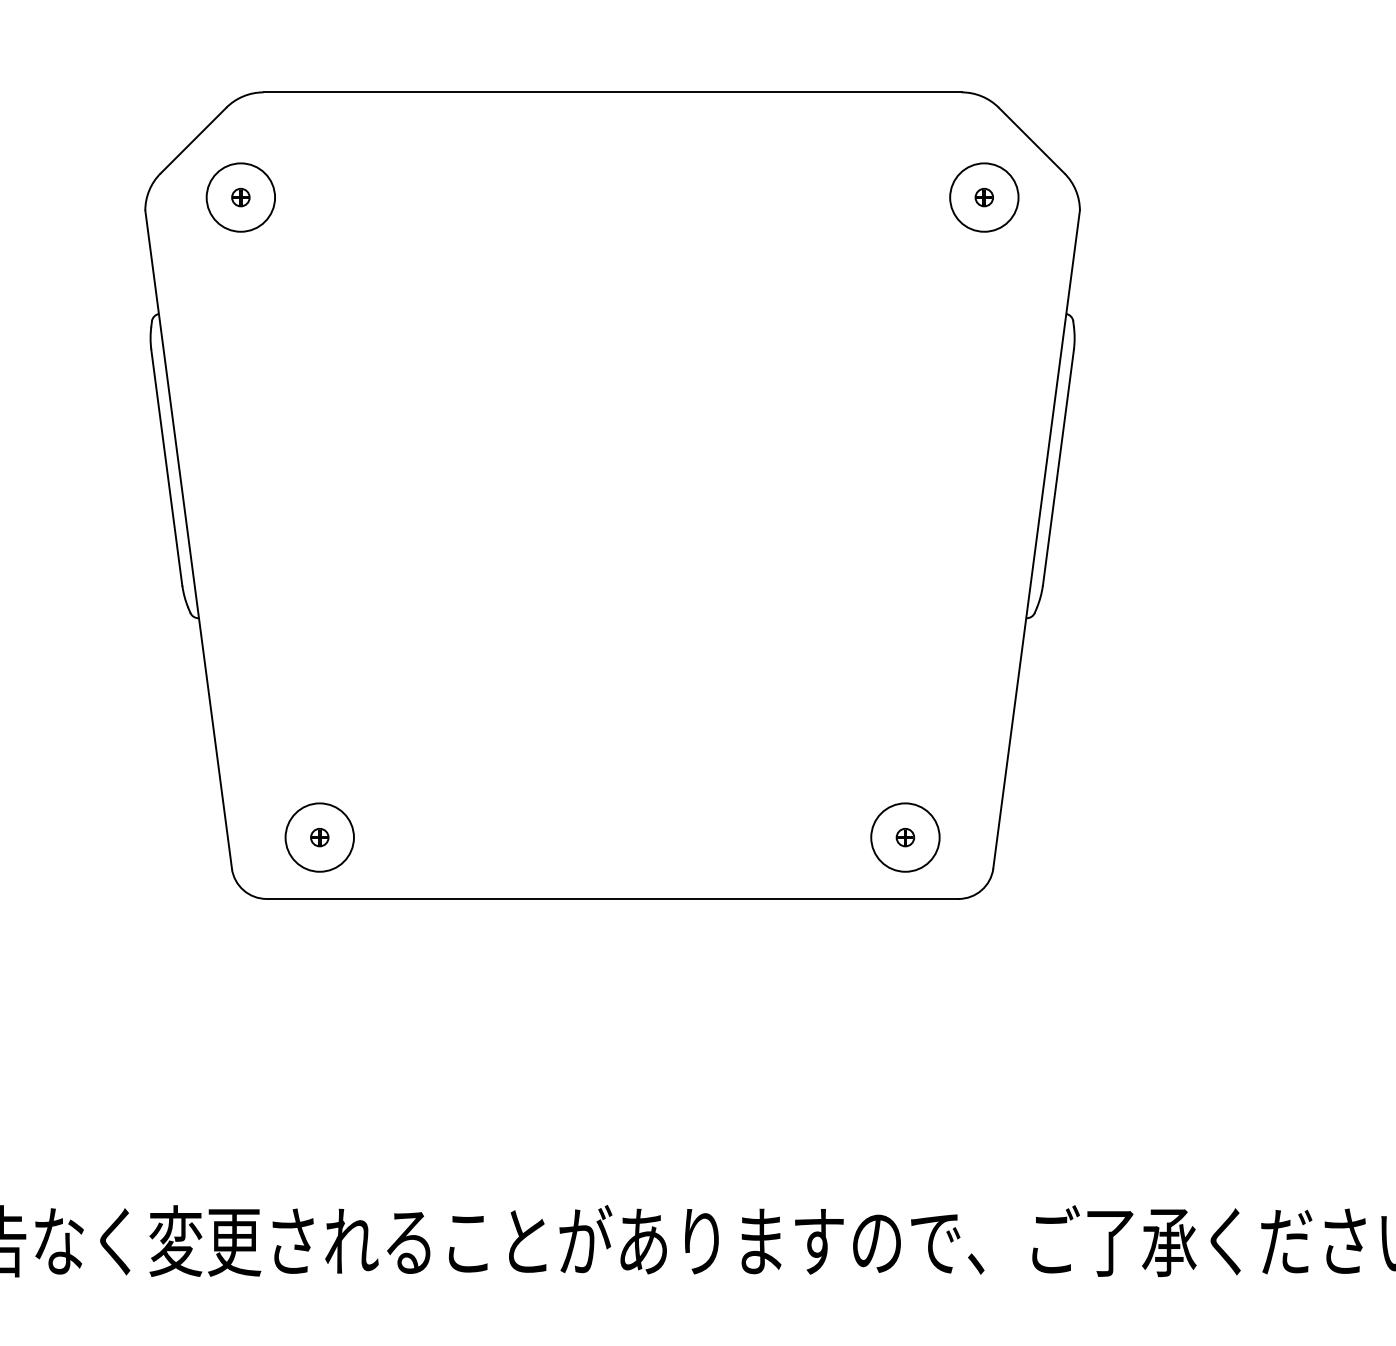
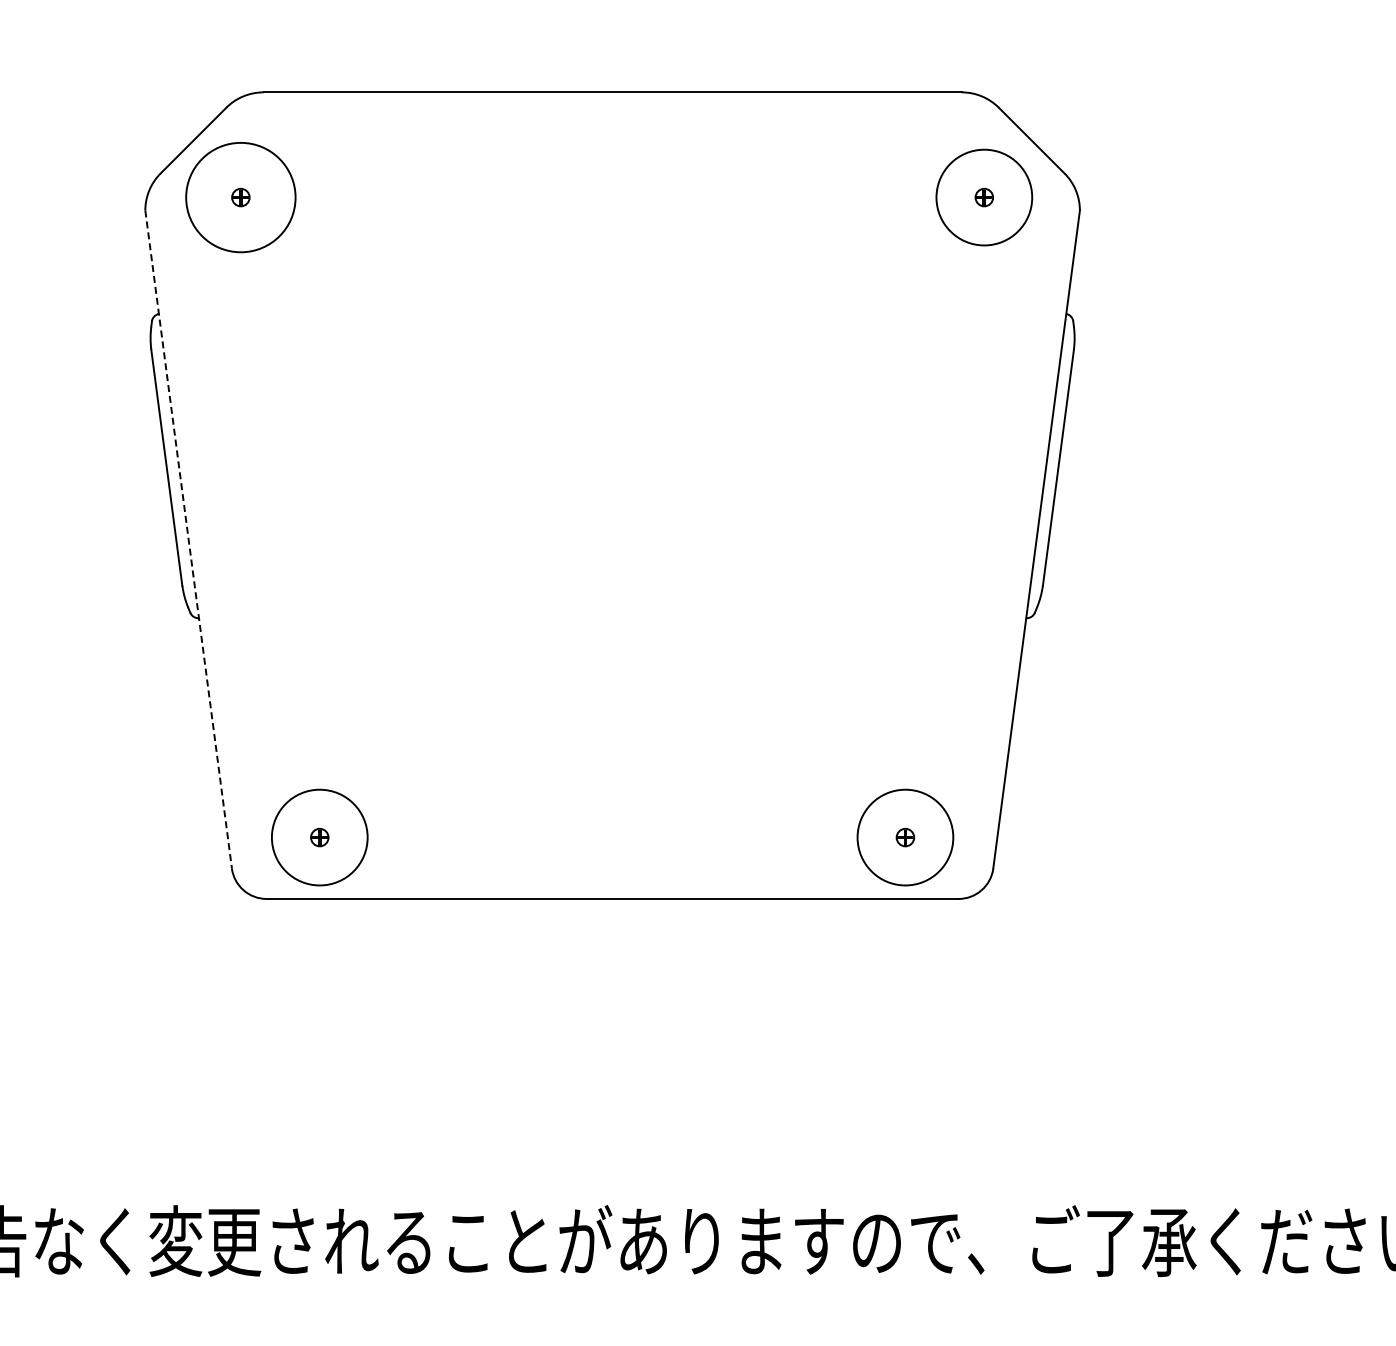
circle diameter: 68 px -> 109 px (240, 197)
circle diameter: 68 px -> 96 px (984, 197)
line: solid -> dashed (188, 539)
circle diameter: 68 px -> 96 px (319, 837)
circle diameter: 68 px -> 96 px (905, 837)
